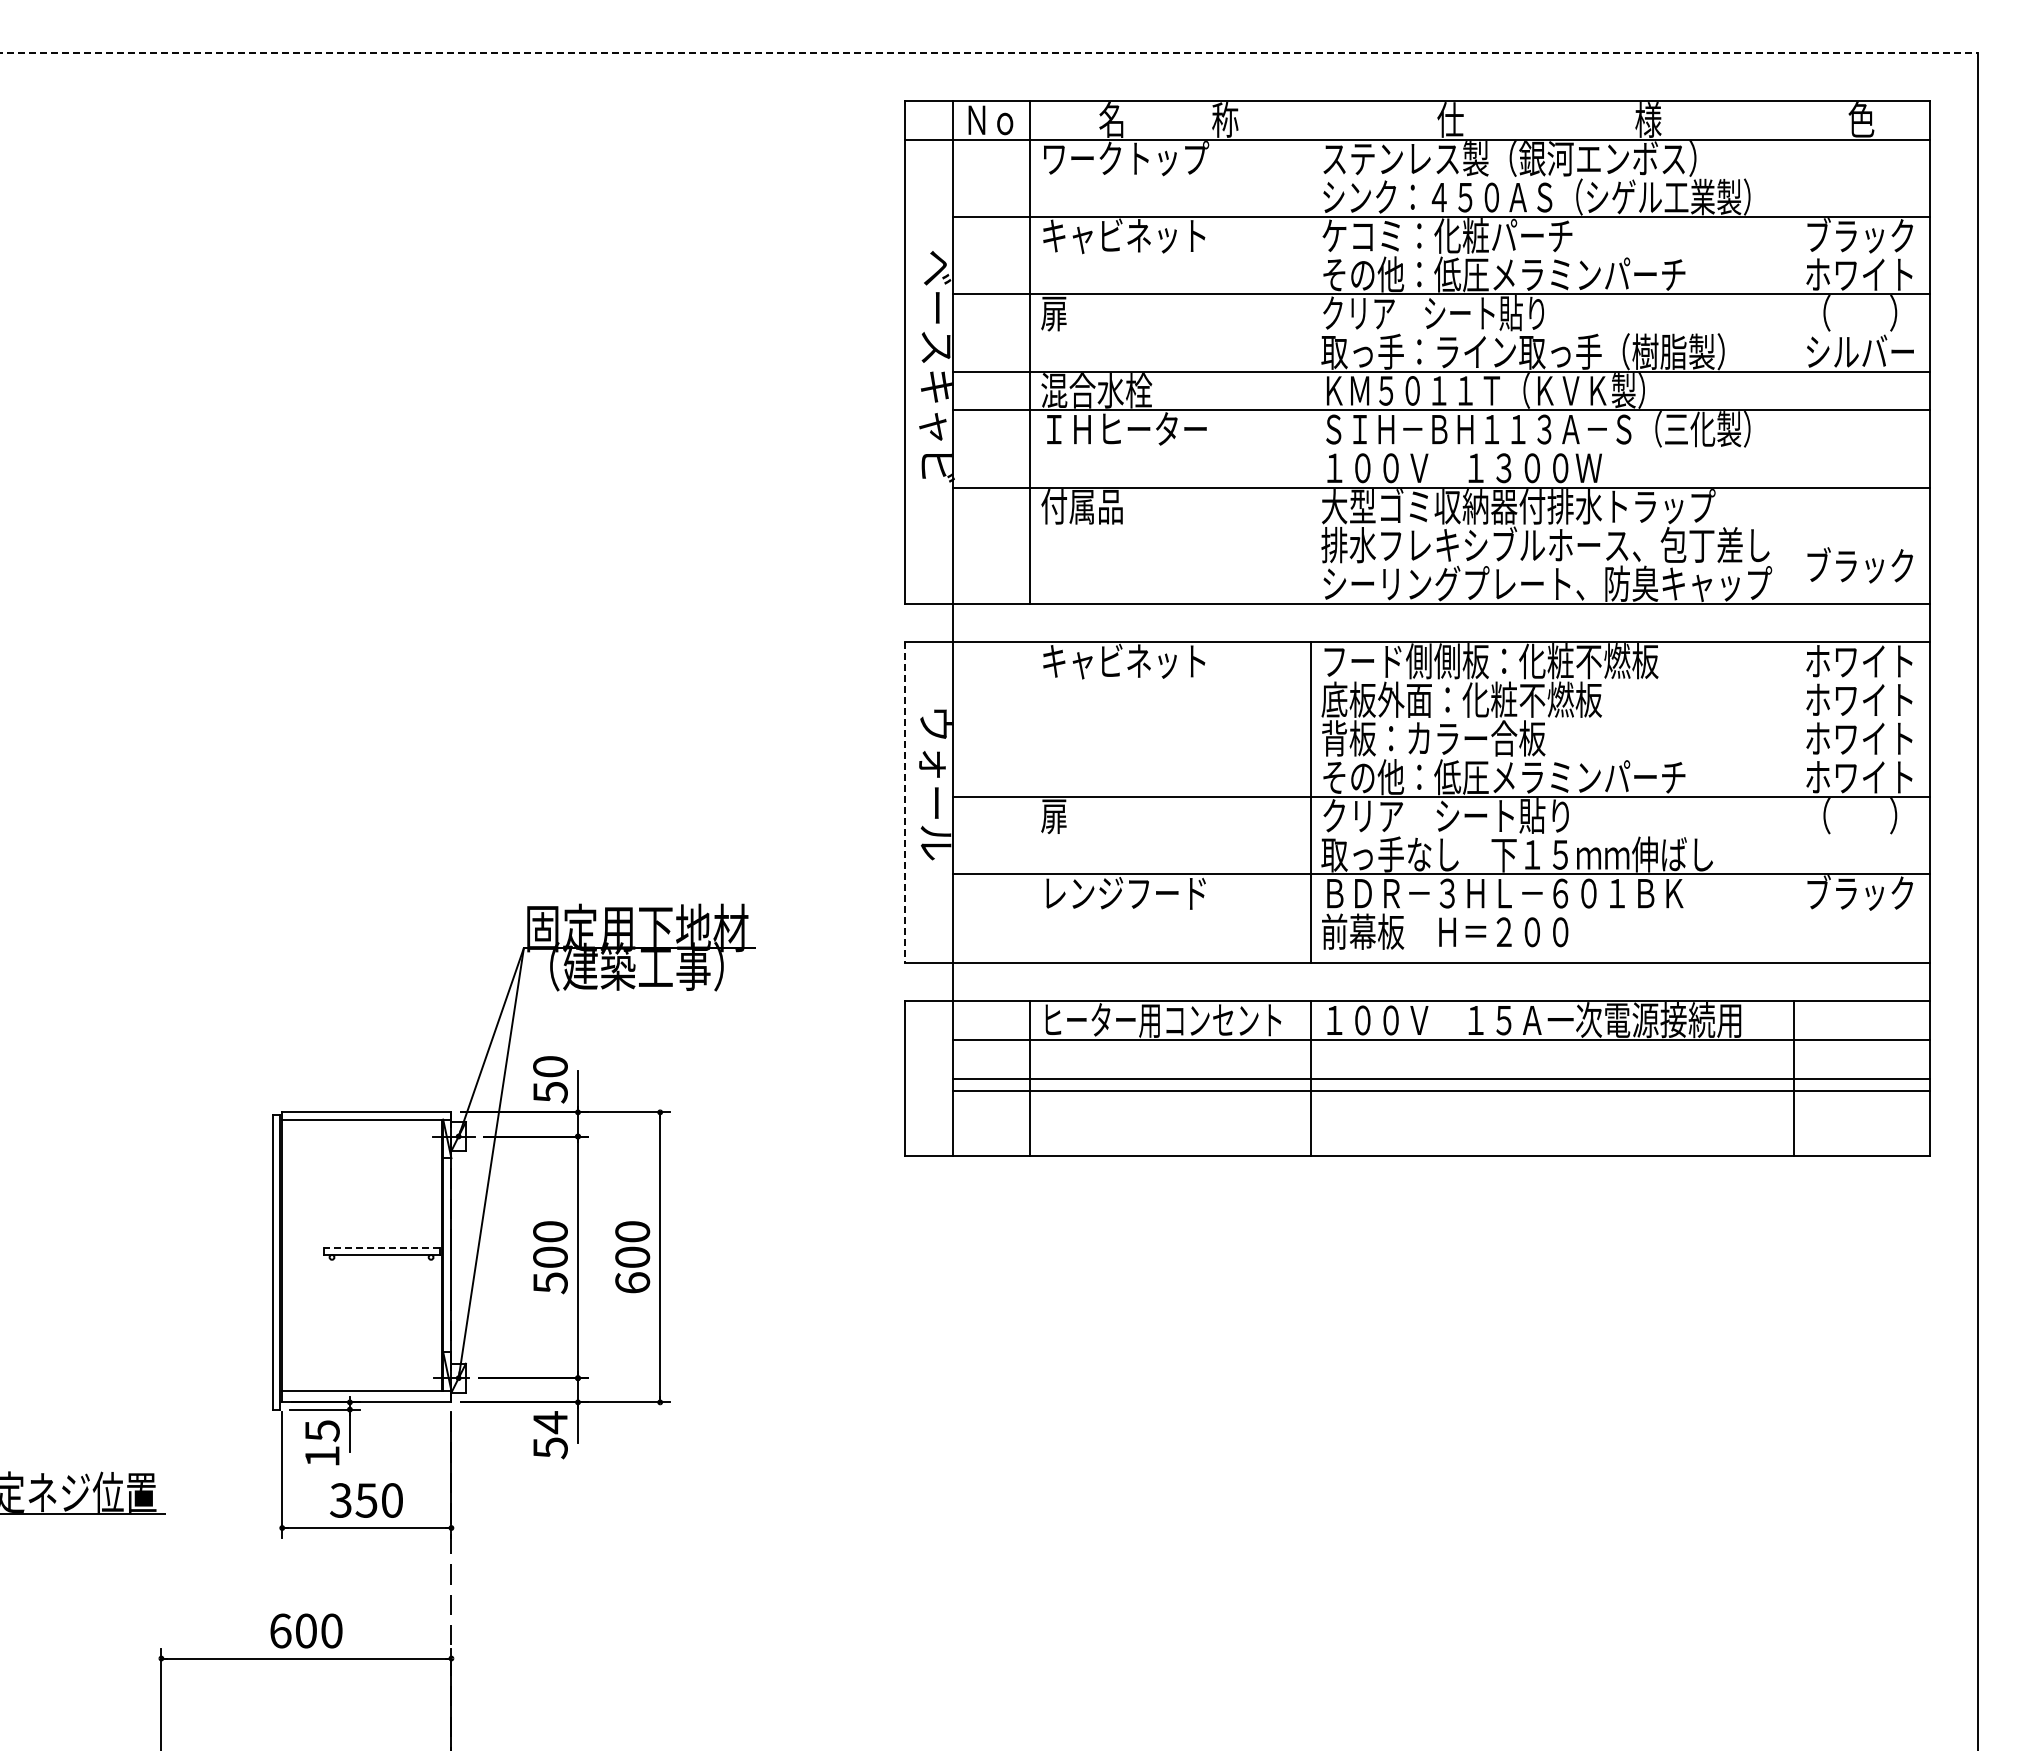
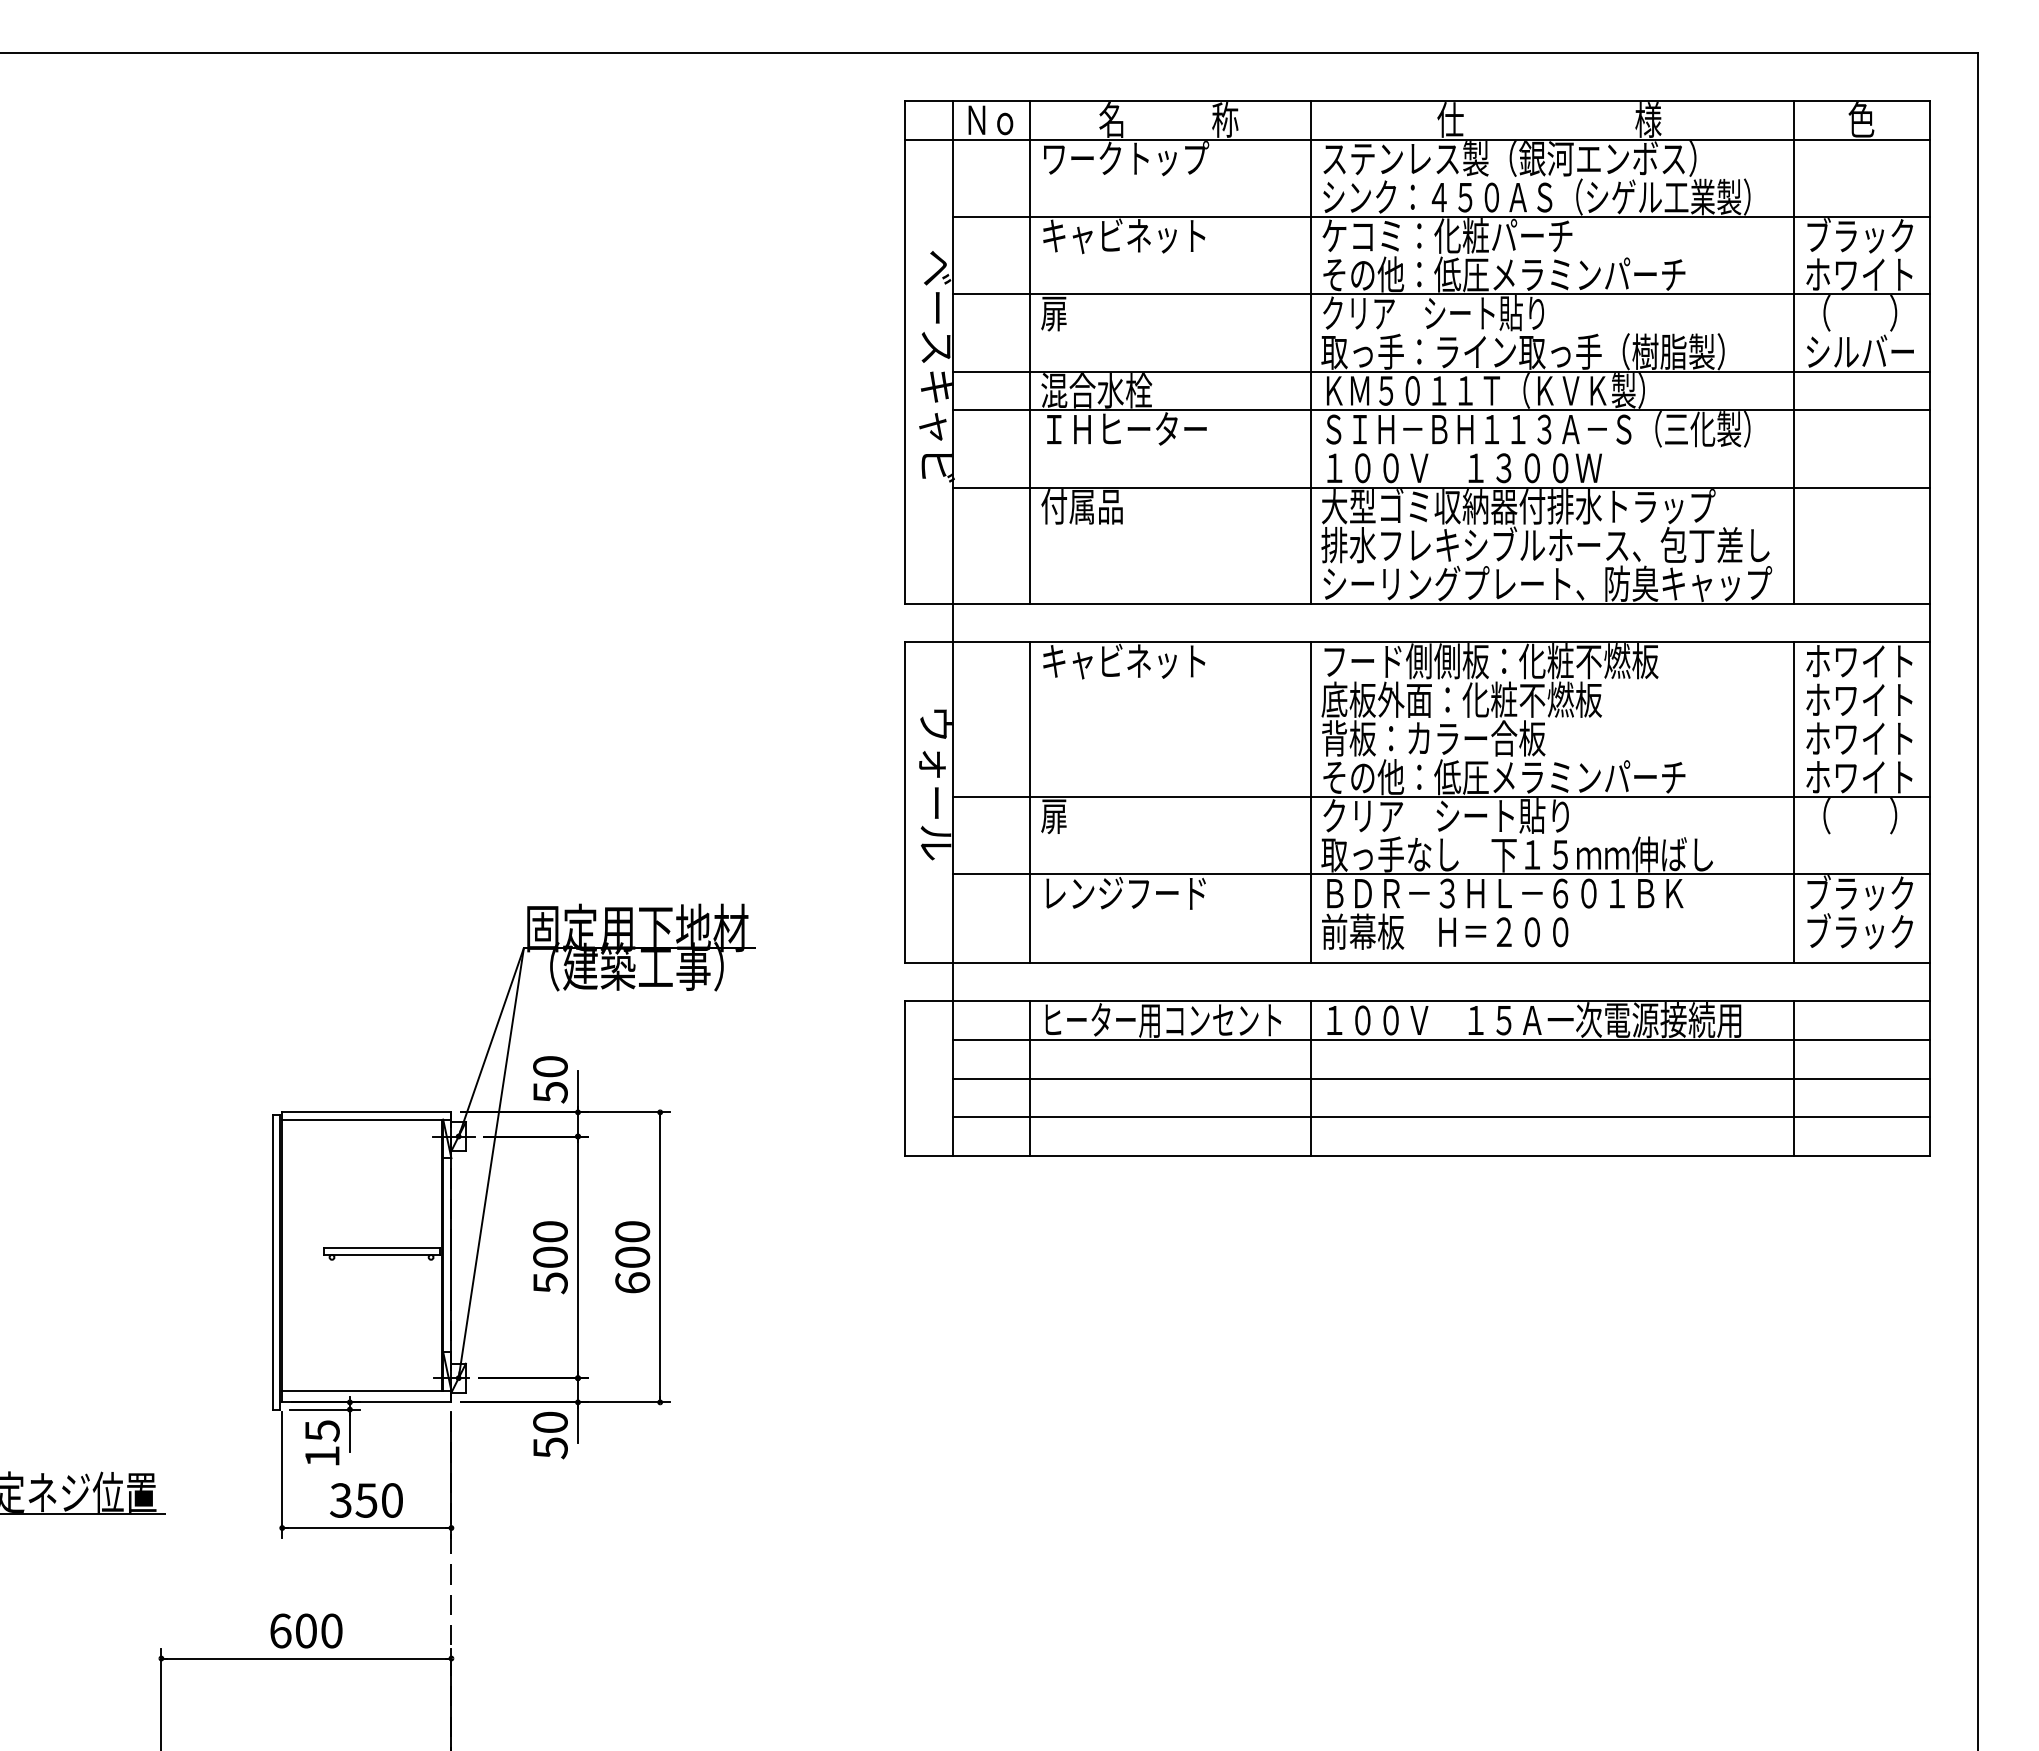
line: dashed -> solid (988, 52)
line: none -> present (1310, 351)
line: none -> present (1794, 351)
text position: (1859, 565) -> (1859, 931) (1859, 931)
line: dashed -> solid (904, 802)
line: none -> present (1030, 802)
line: none -> present (1794, 802)
line position: (1441, 1091) -> (1441, 1117) (1441, 1117)
line: dashed -> solid (381, 1247)
text: 54 -> 50 (550, 1422)
